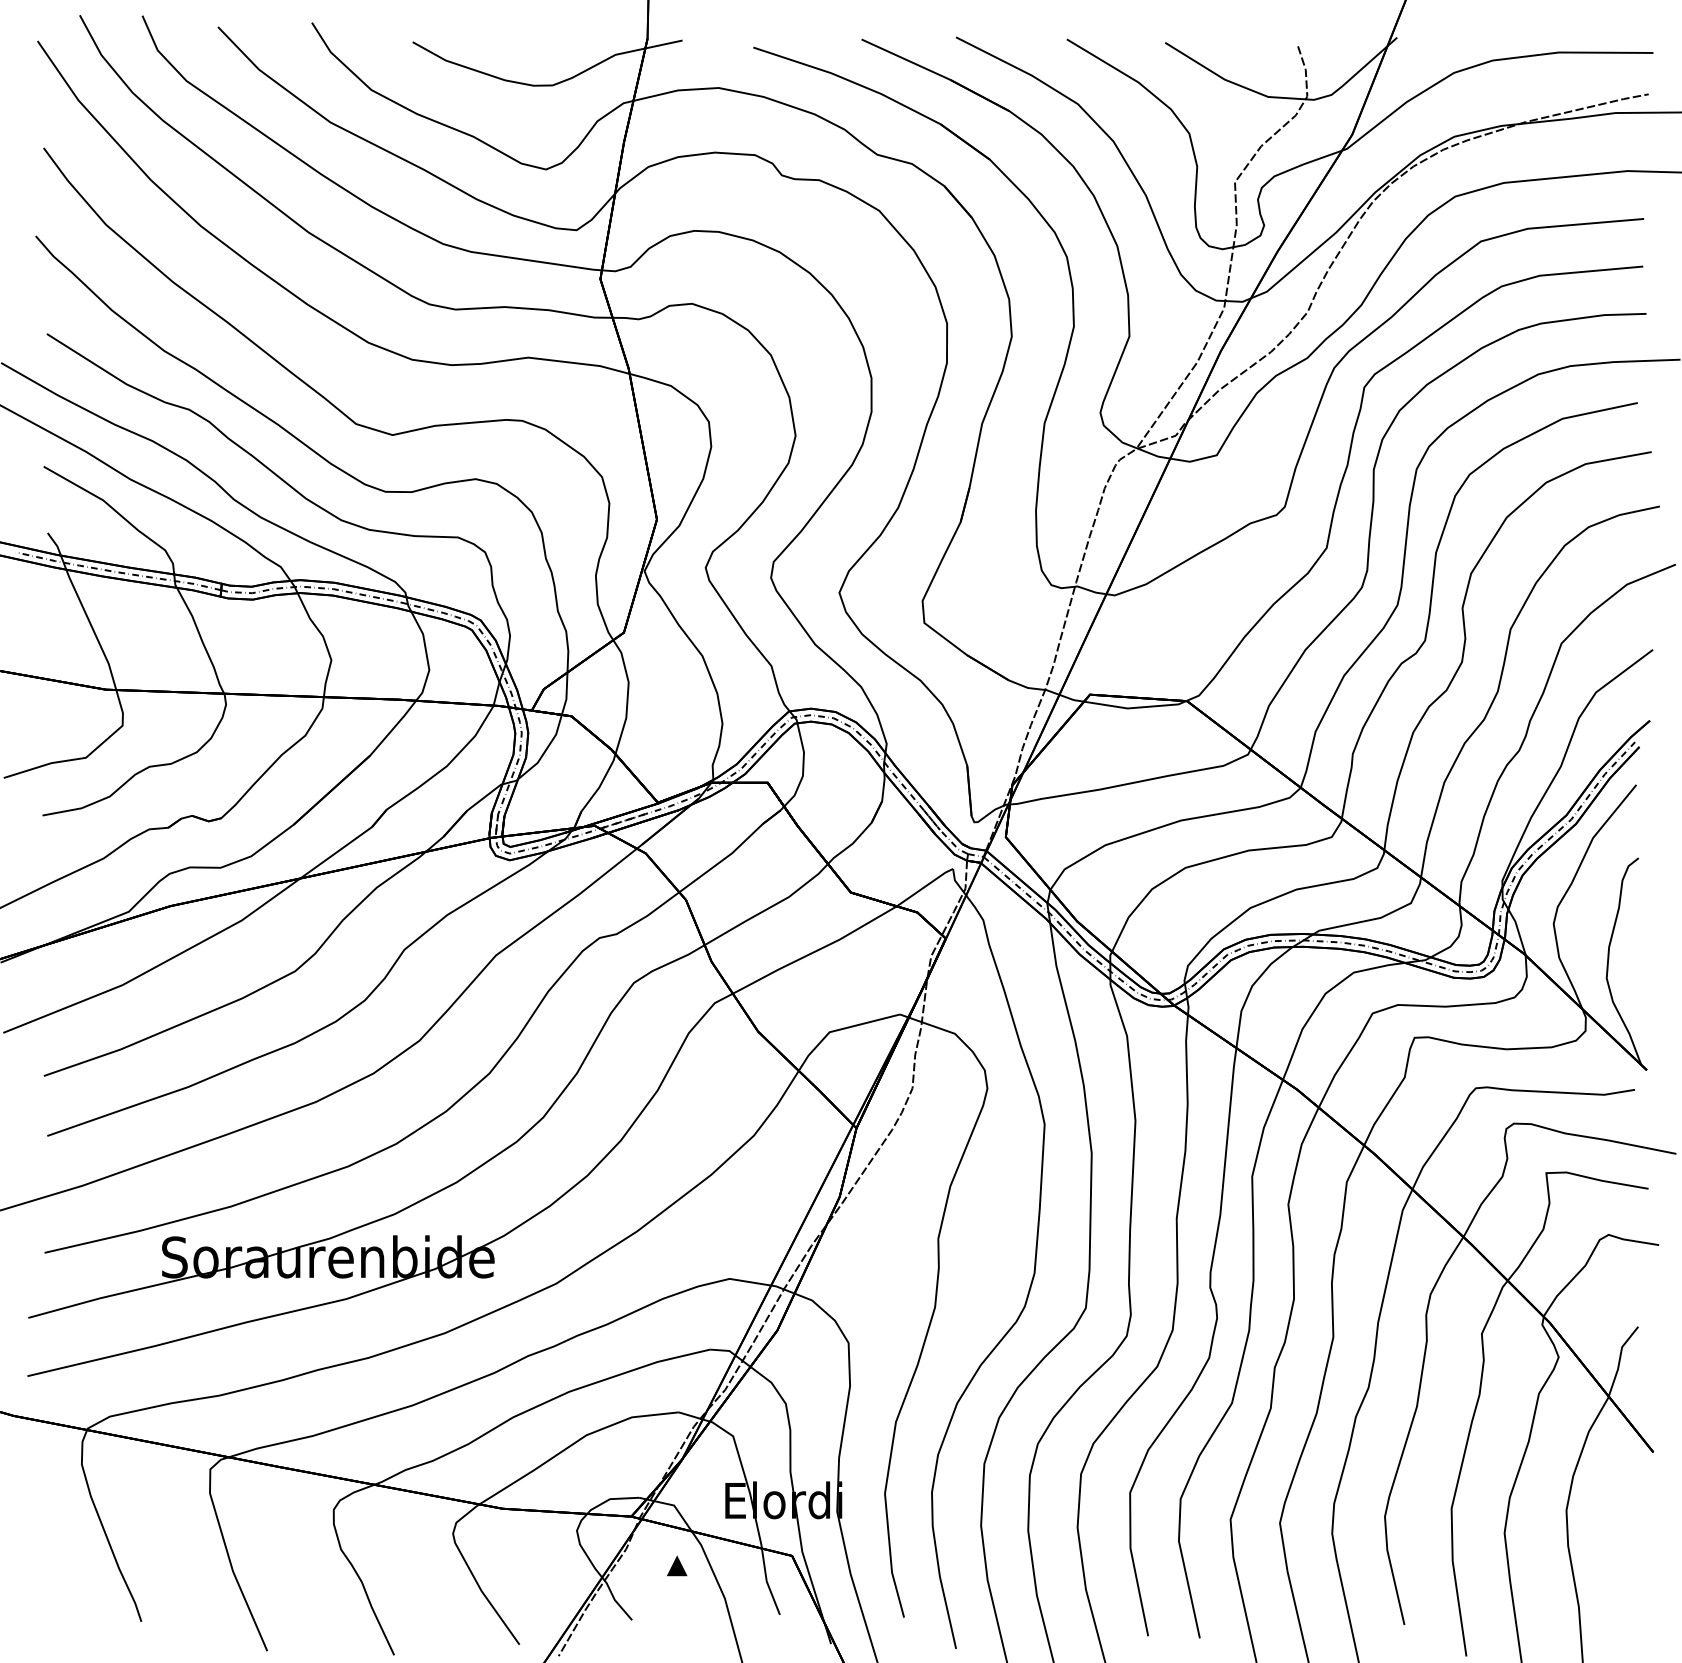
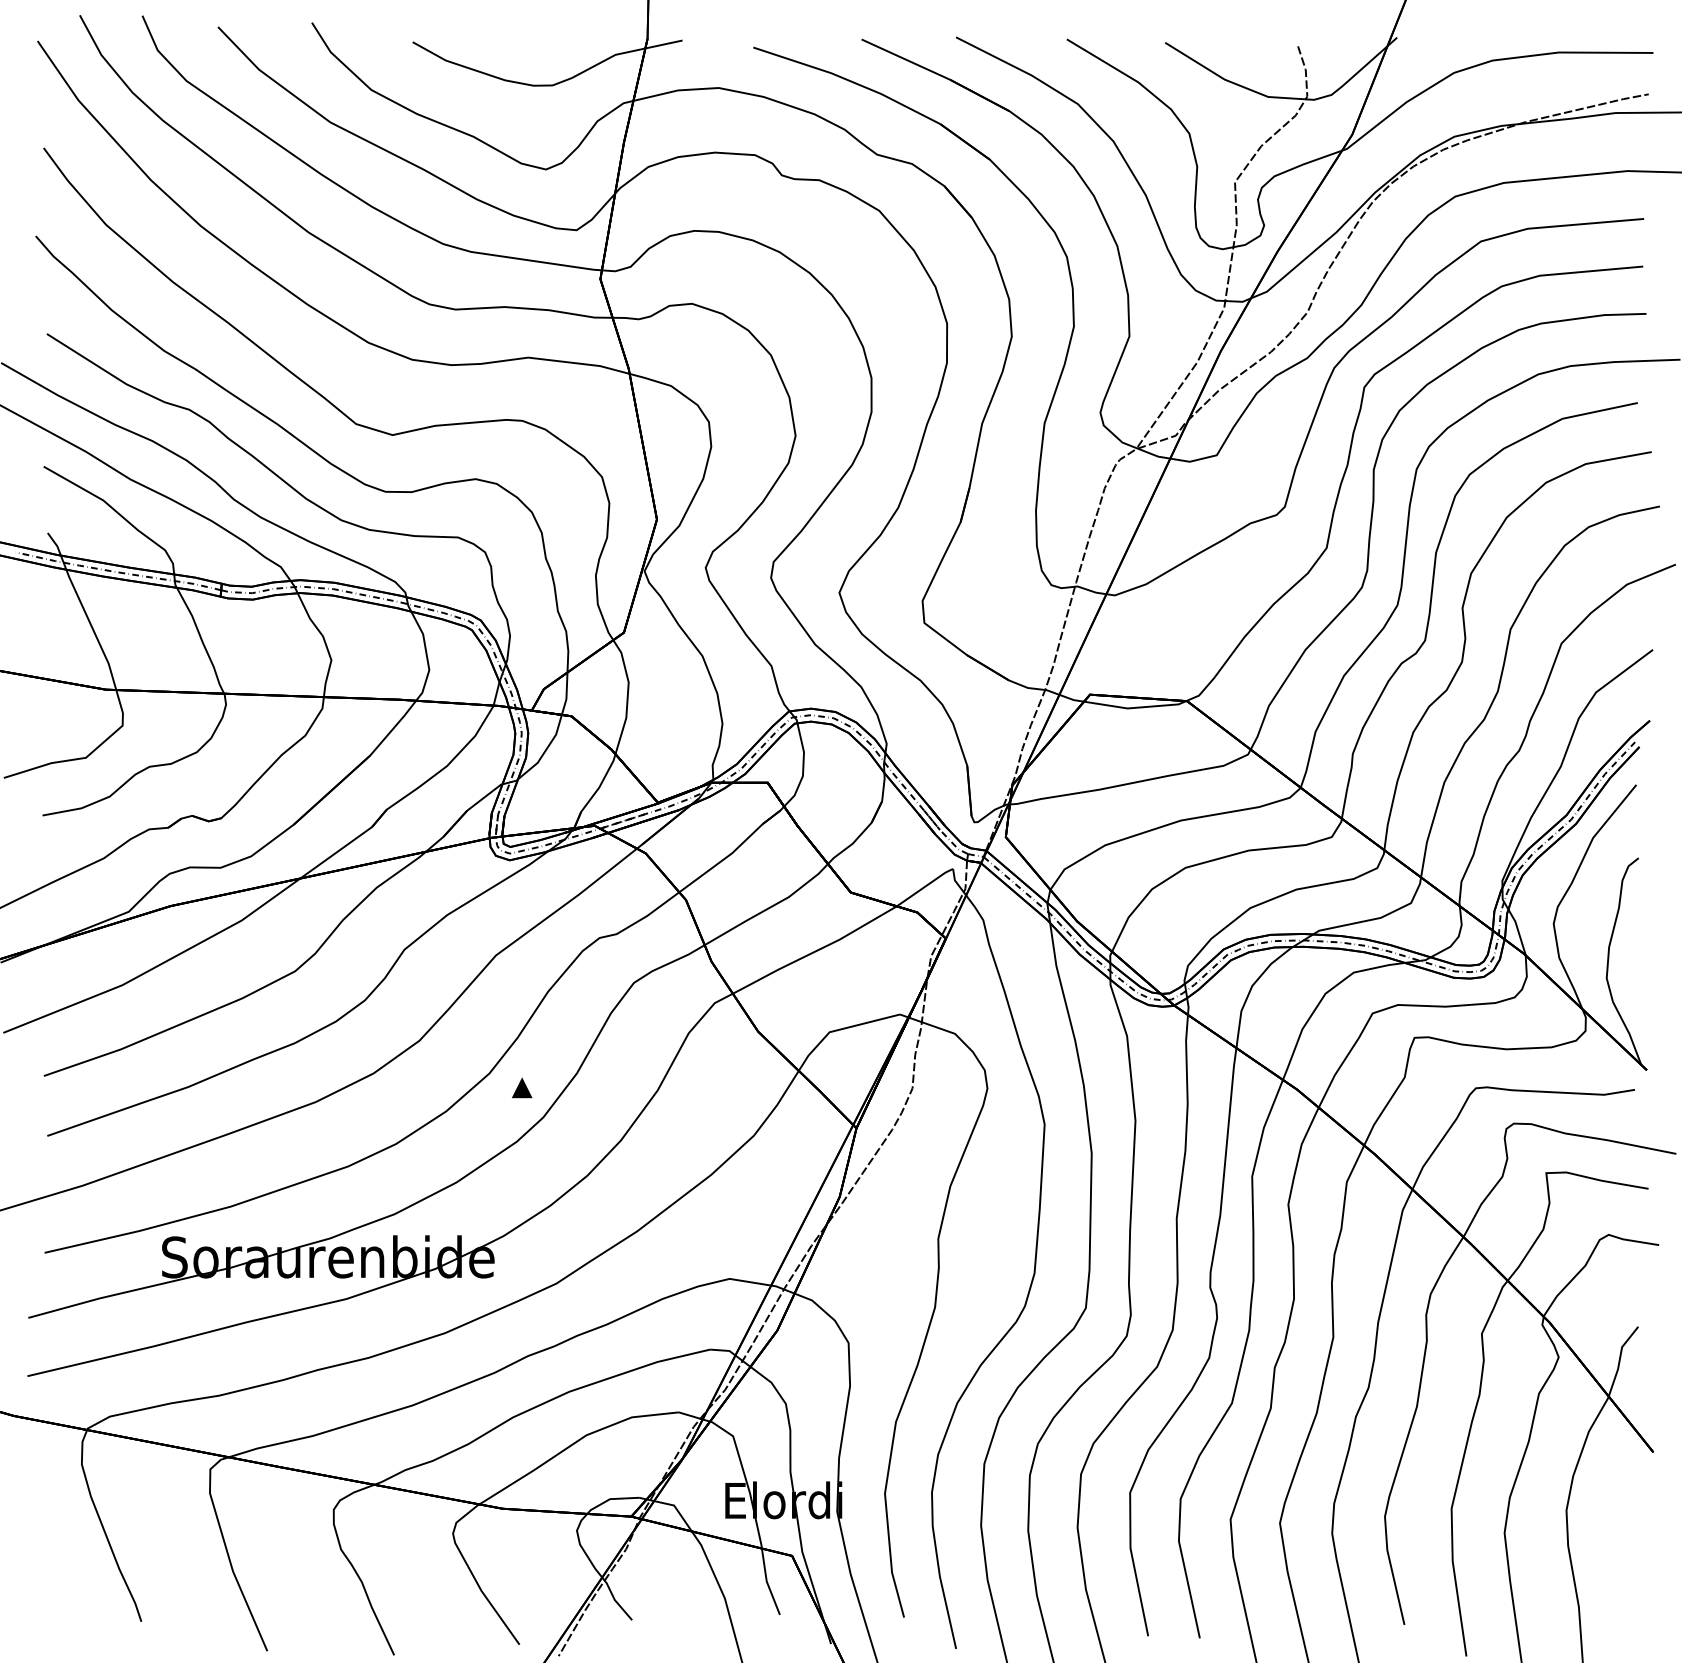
part position: (677, 1565) -> (522, 1087) (522, 1087)
